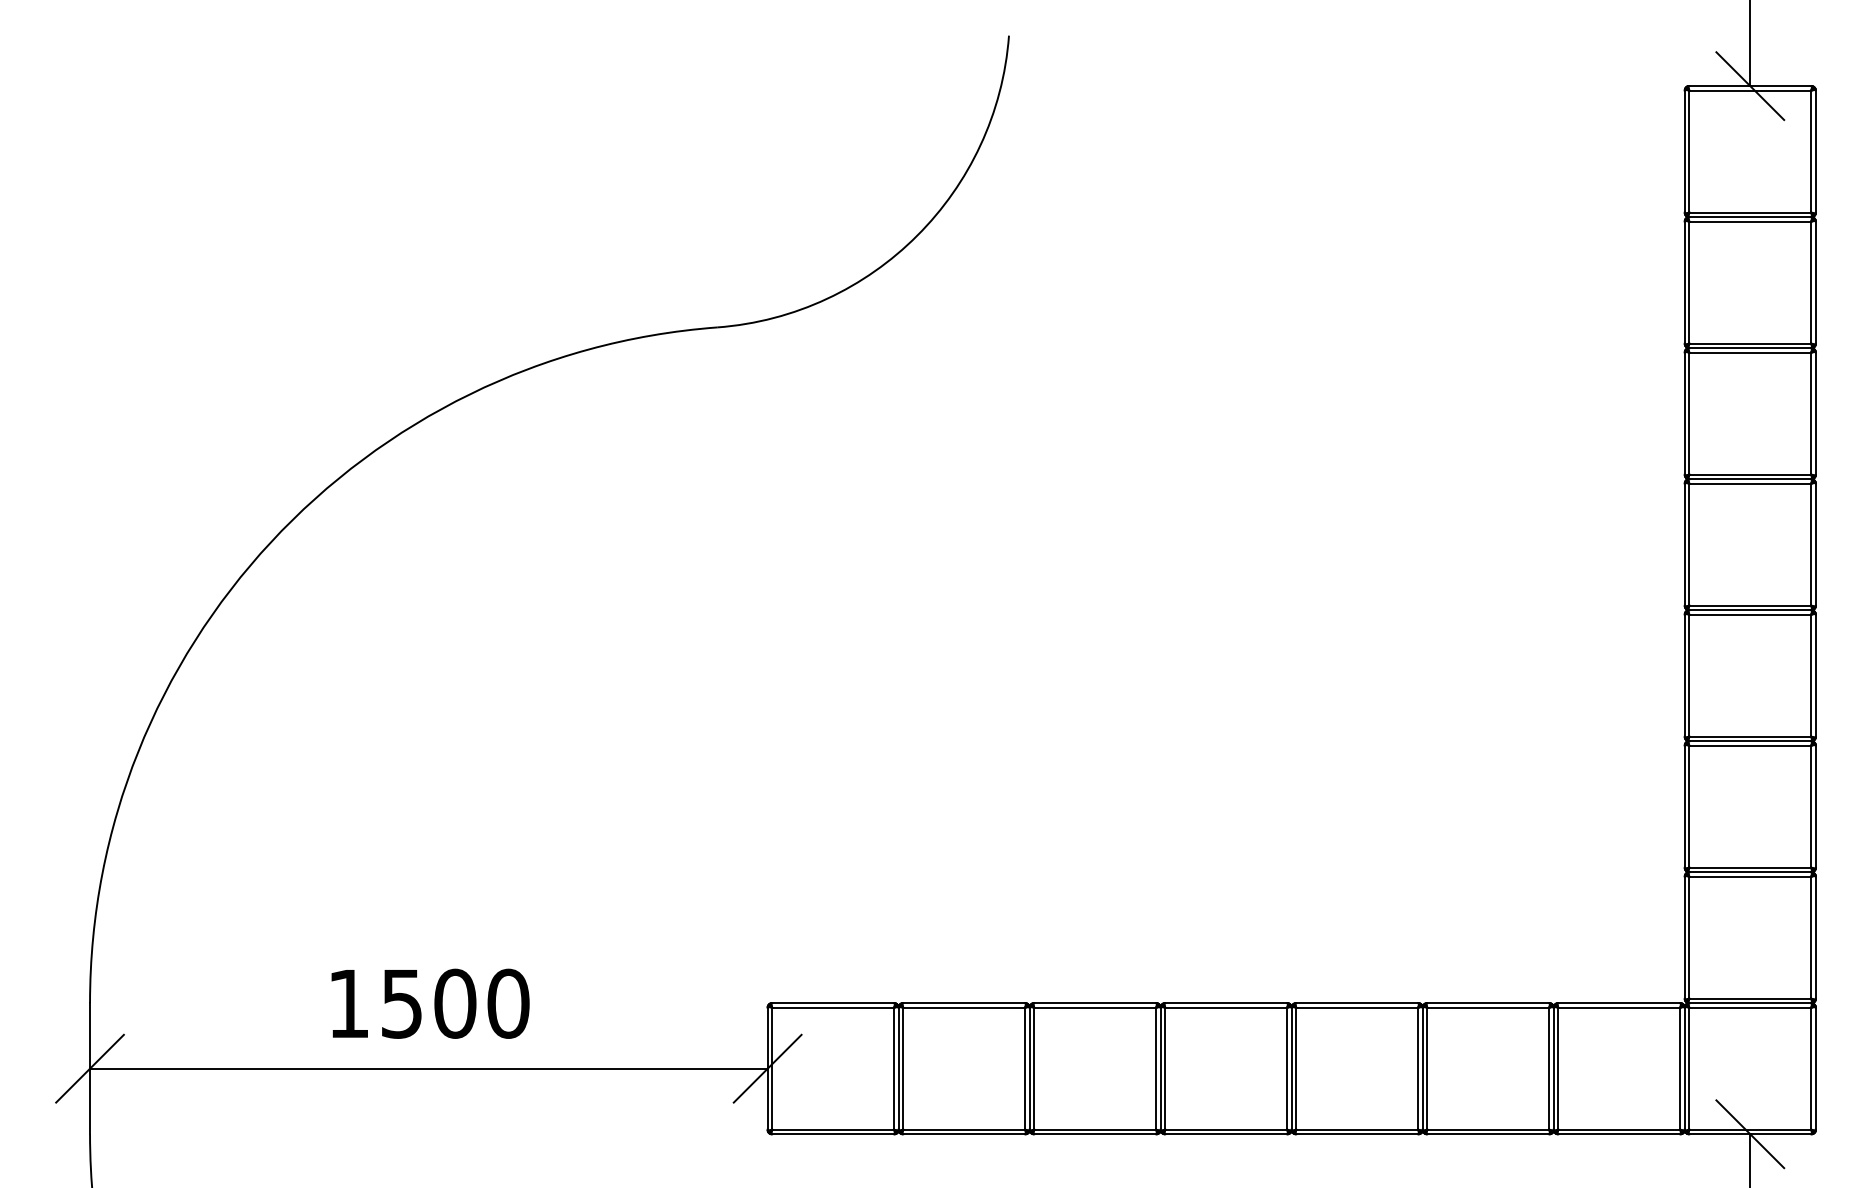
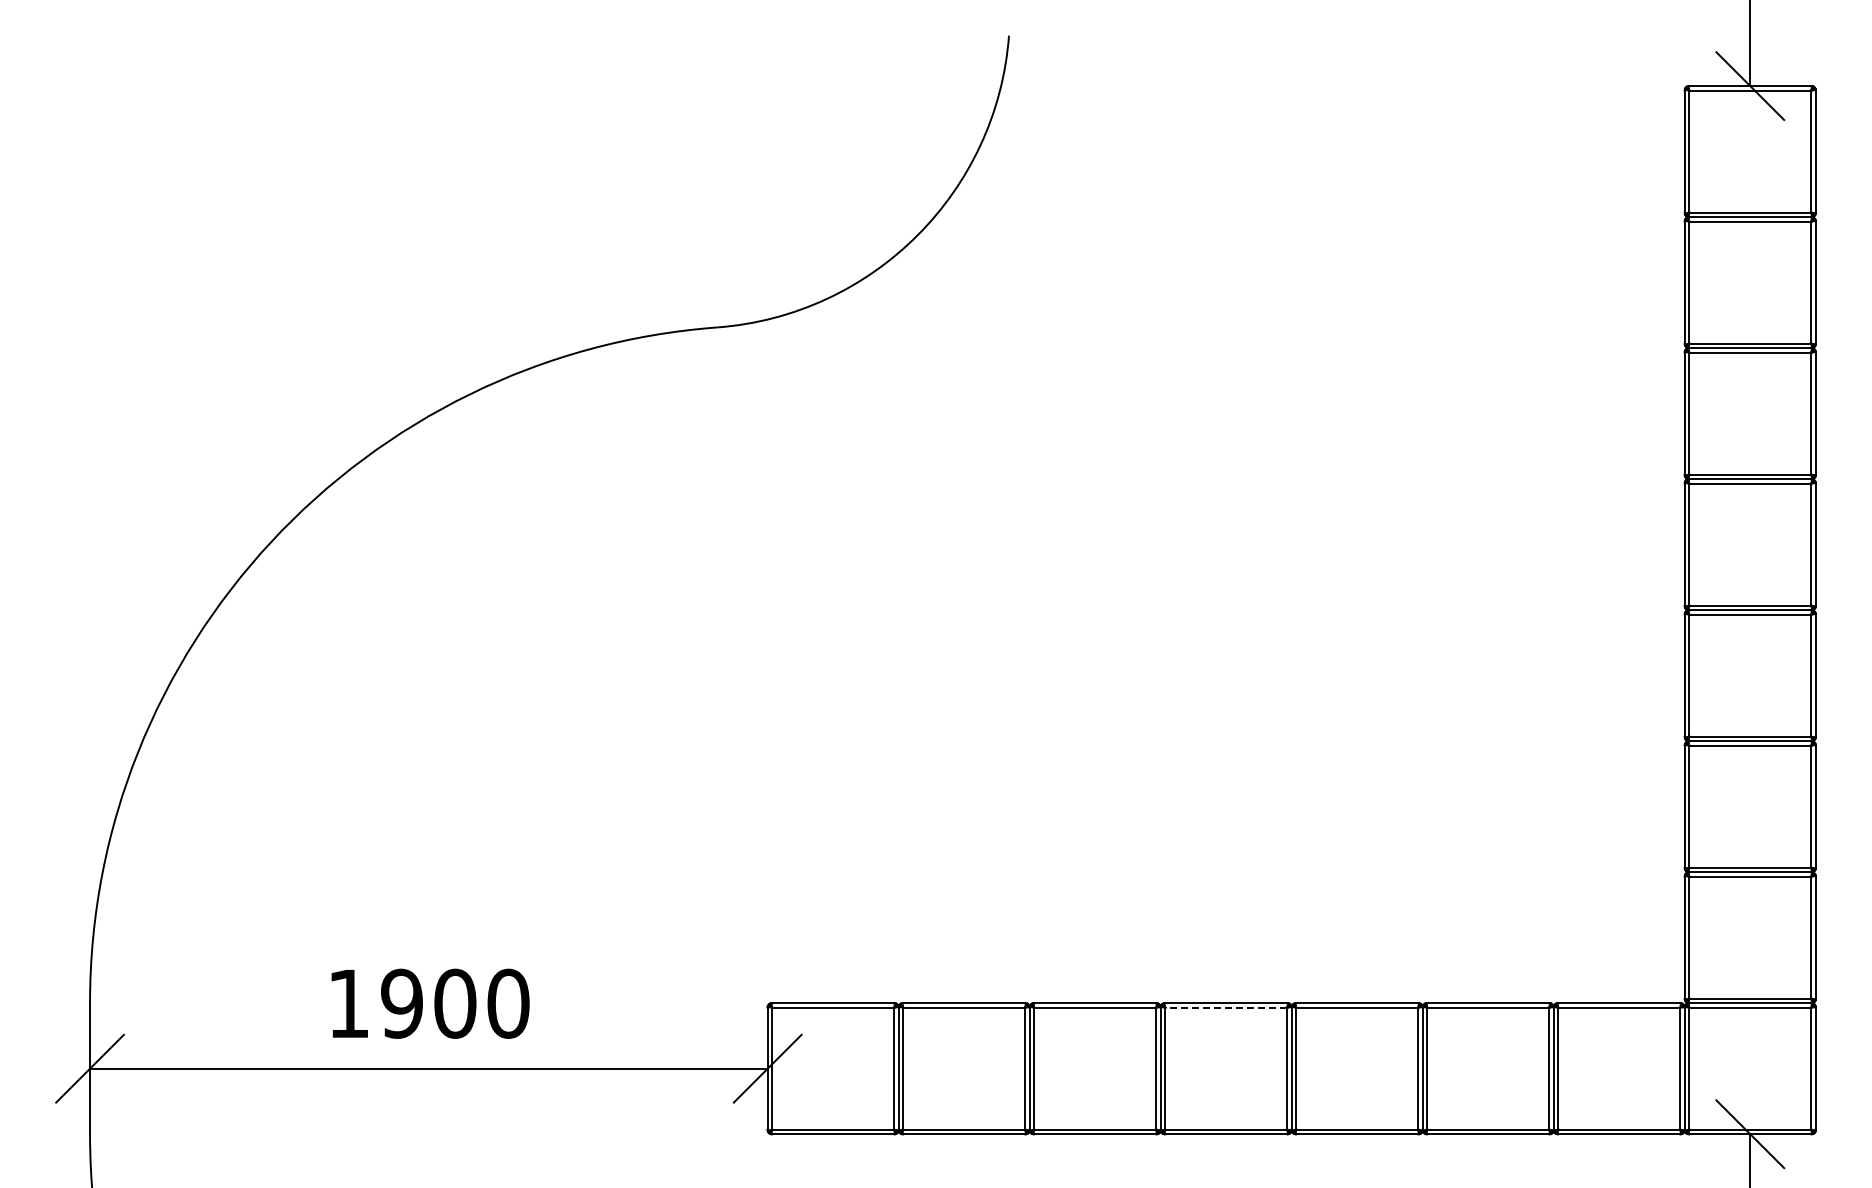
text: 1500 -> 1900 (401, 1003)
line: solid -> dashed (1226, 1007)
